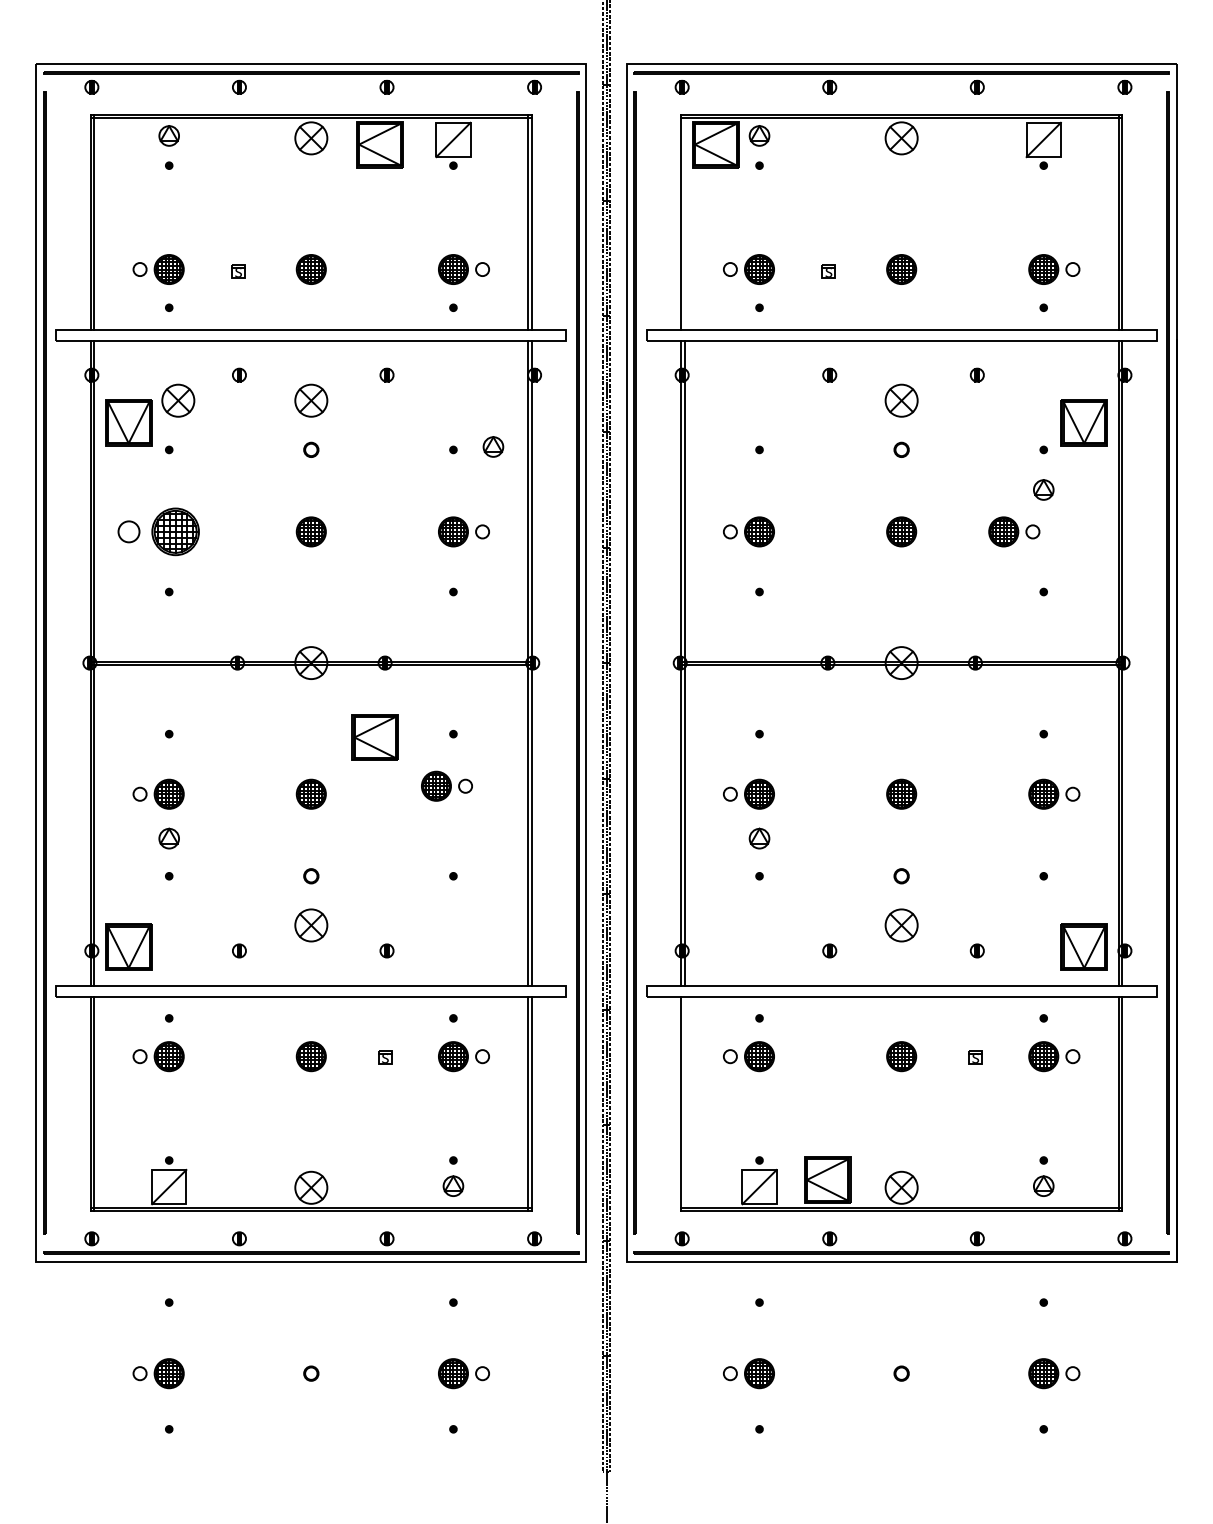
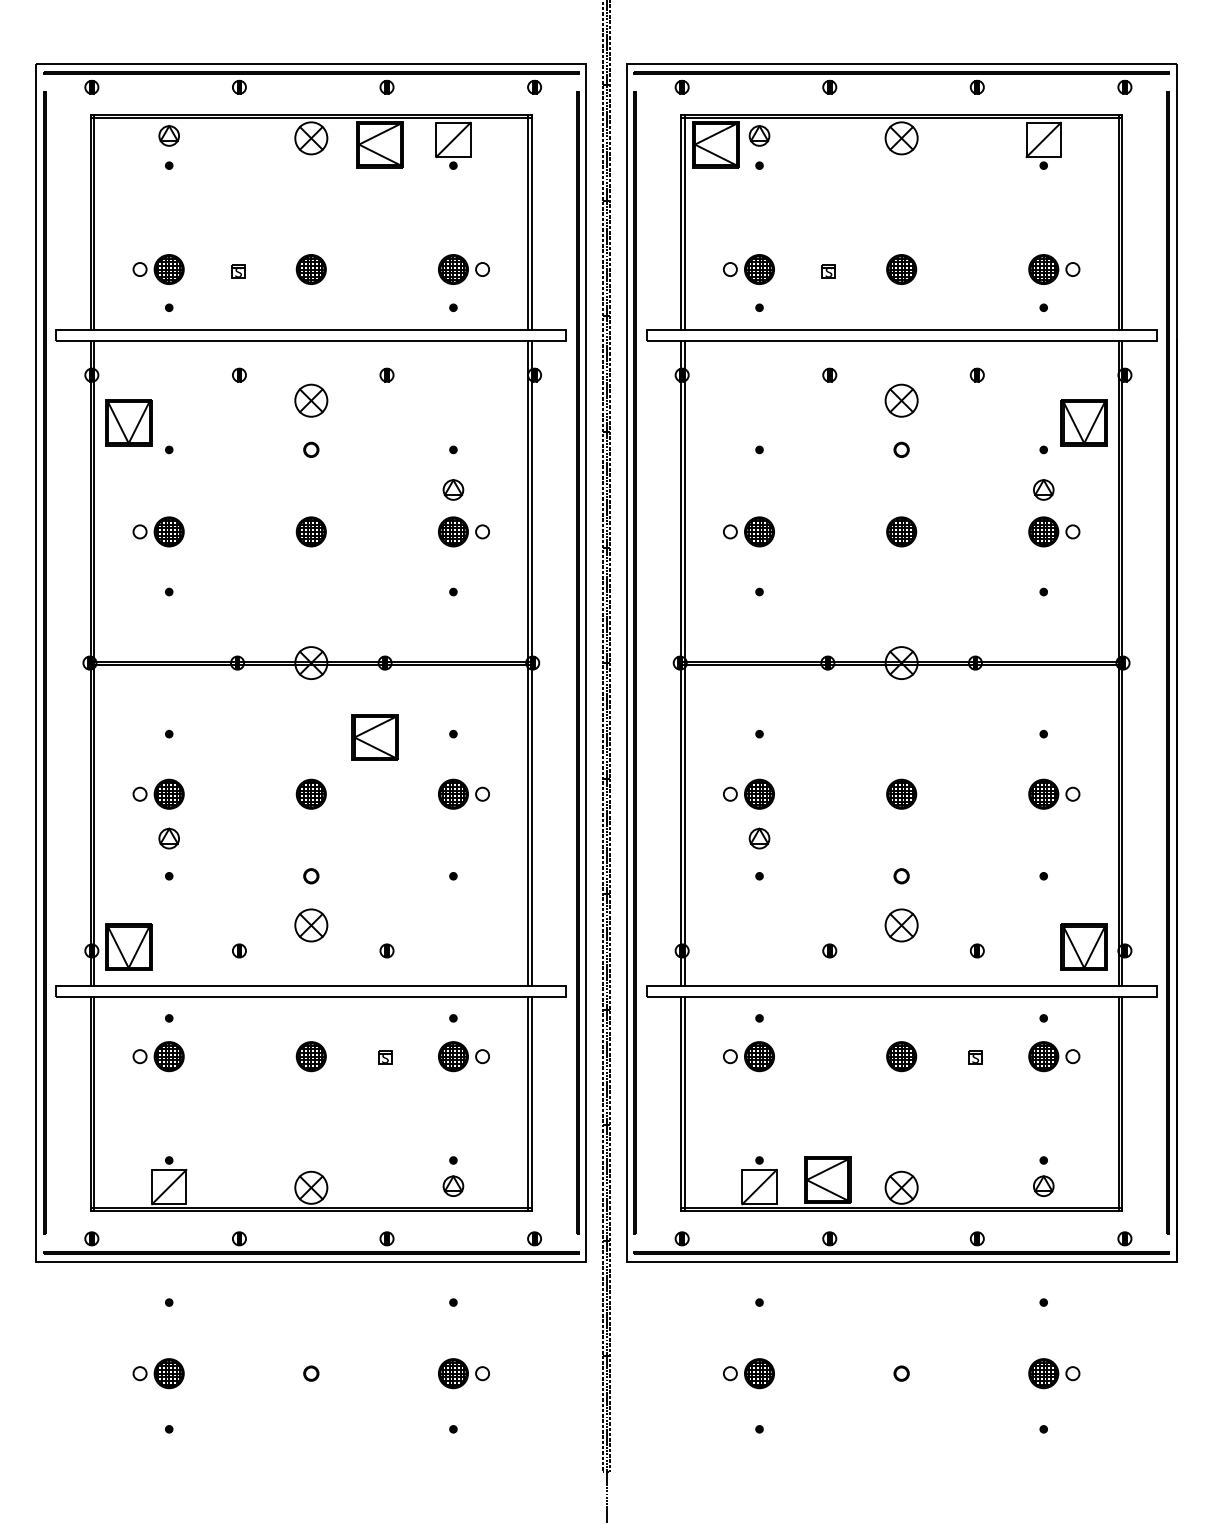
line: none -> present (684, 221)
part: present -> none (178, 400)
part position: (493, 446) -> (453, 489) (453, 489)
part size: 83x50 px -> 53x32 px (158, 531)
part position: (1014, 531) -> (1054, 531) (1054, 531)
part position: (446, 785) -> (463, 793) (463, 793)
line: none -> present (684, 1103)
